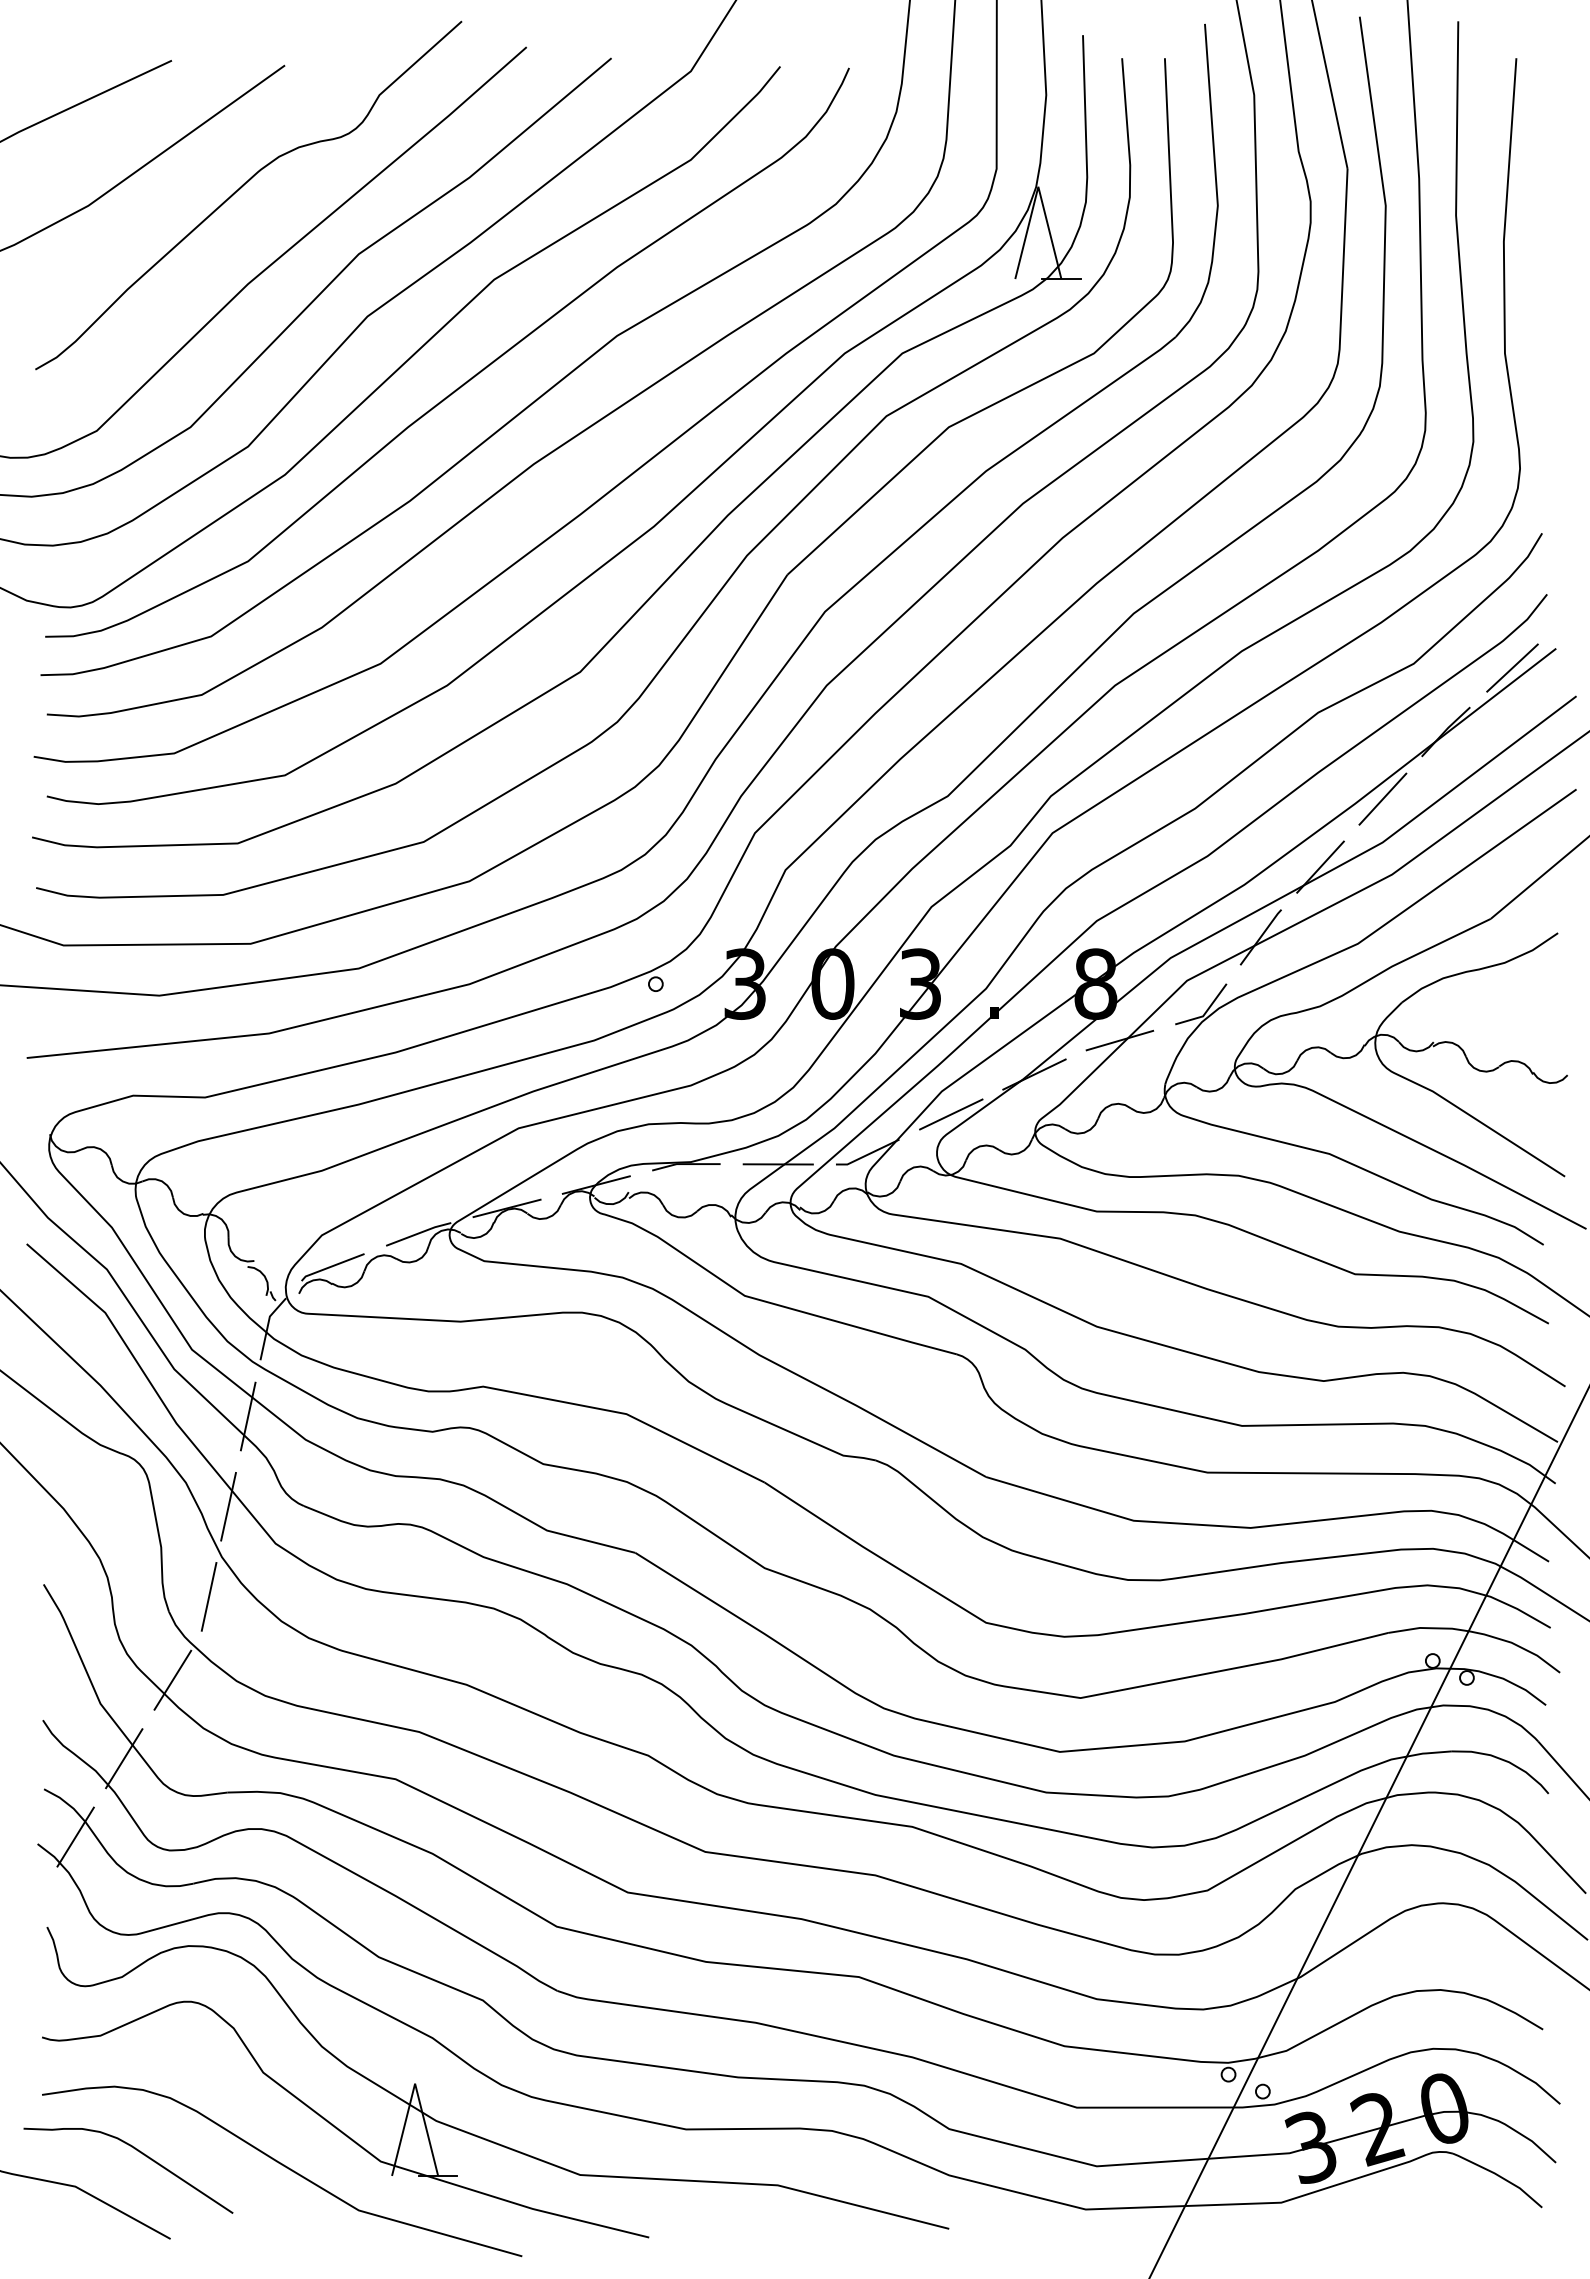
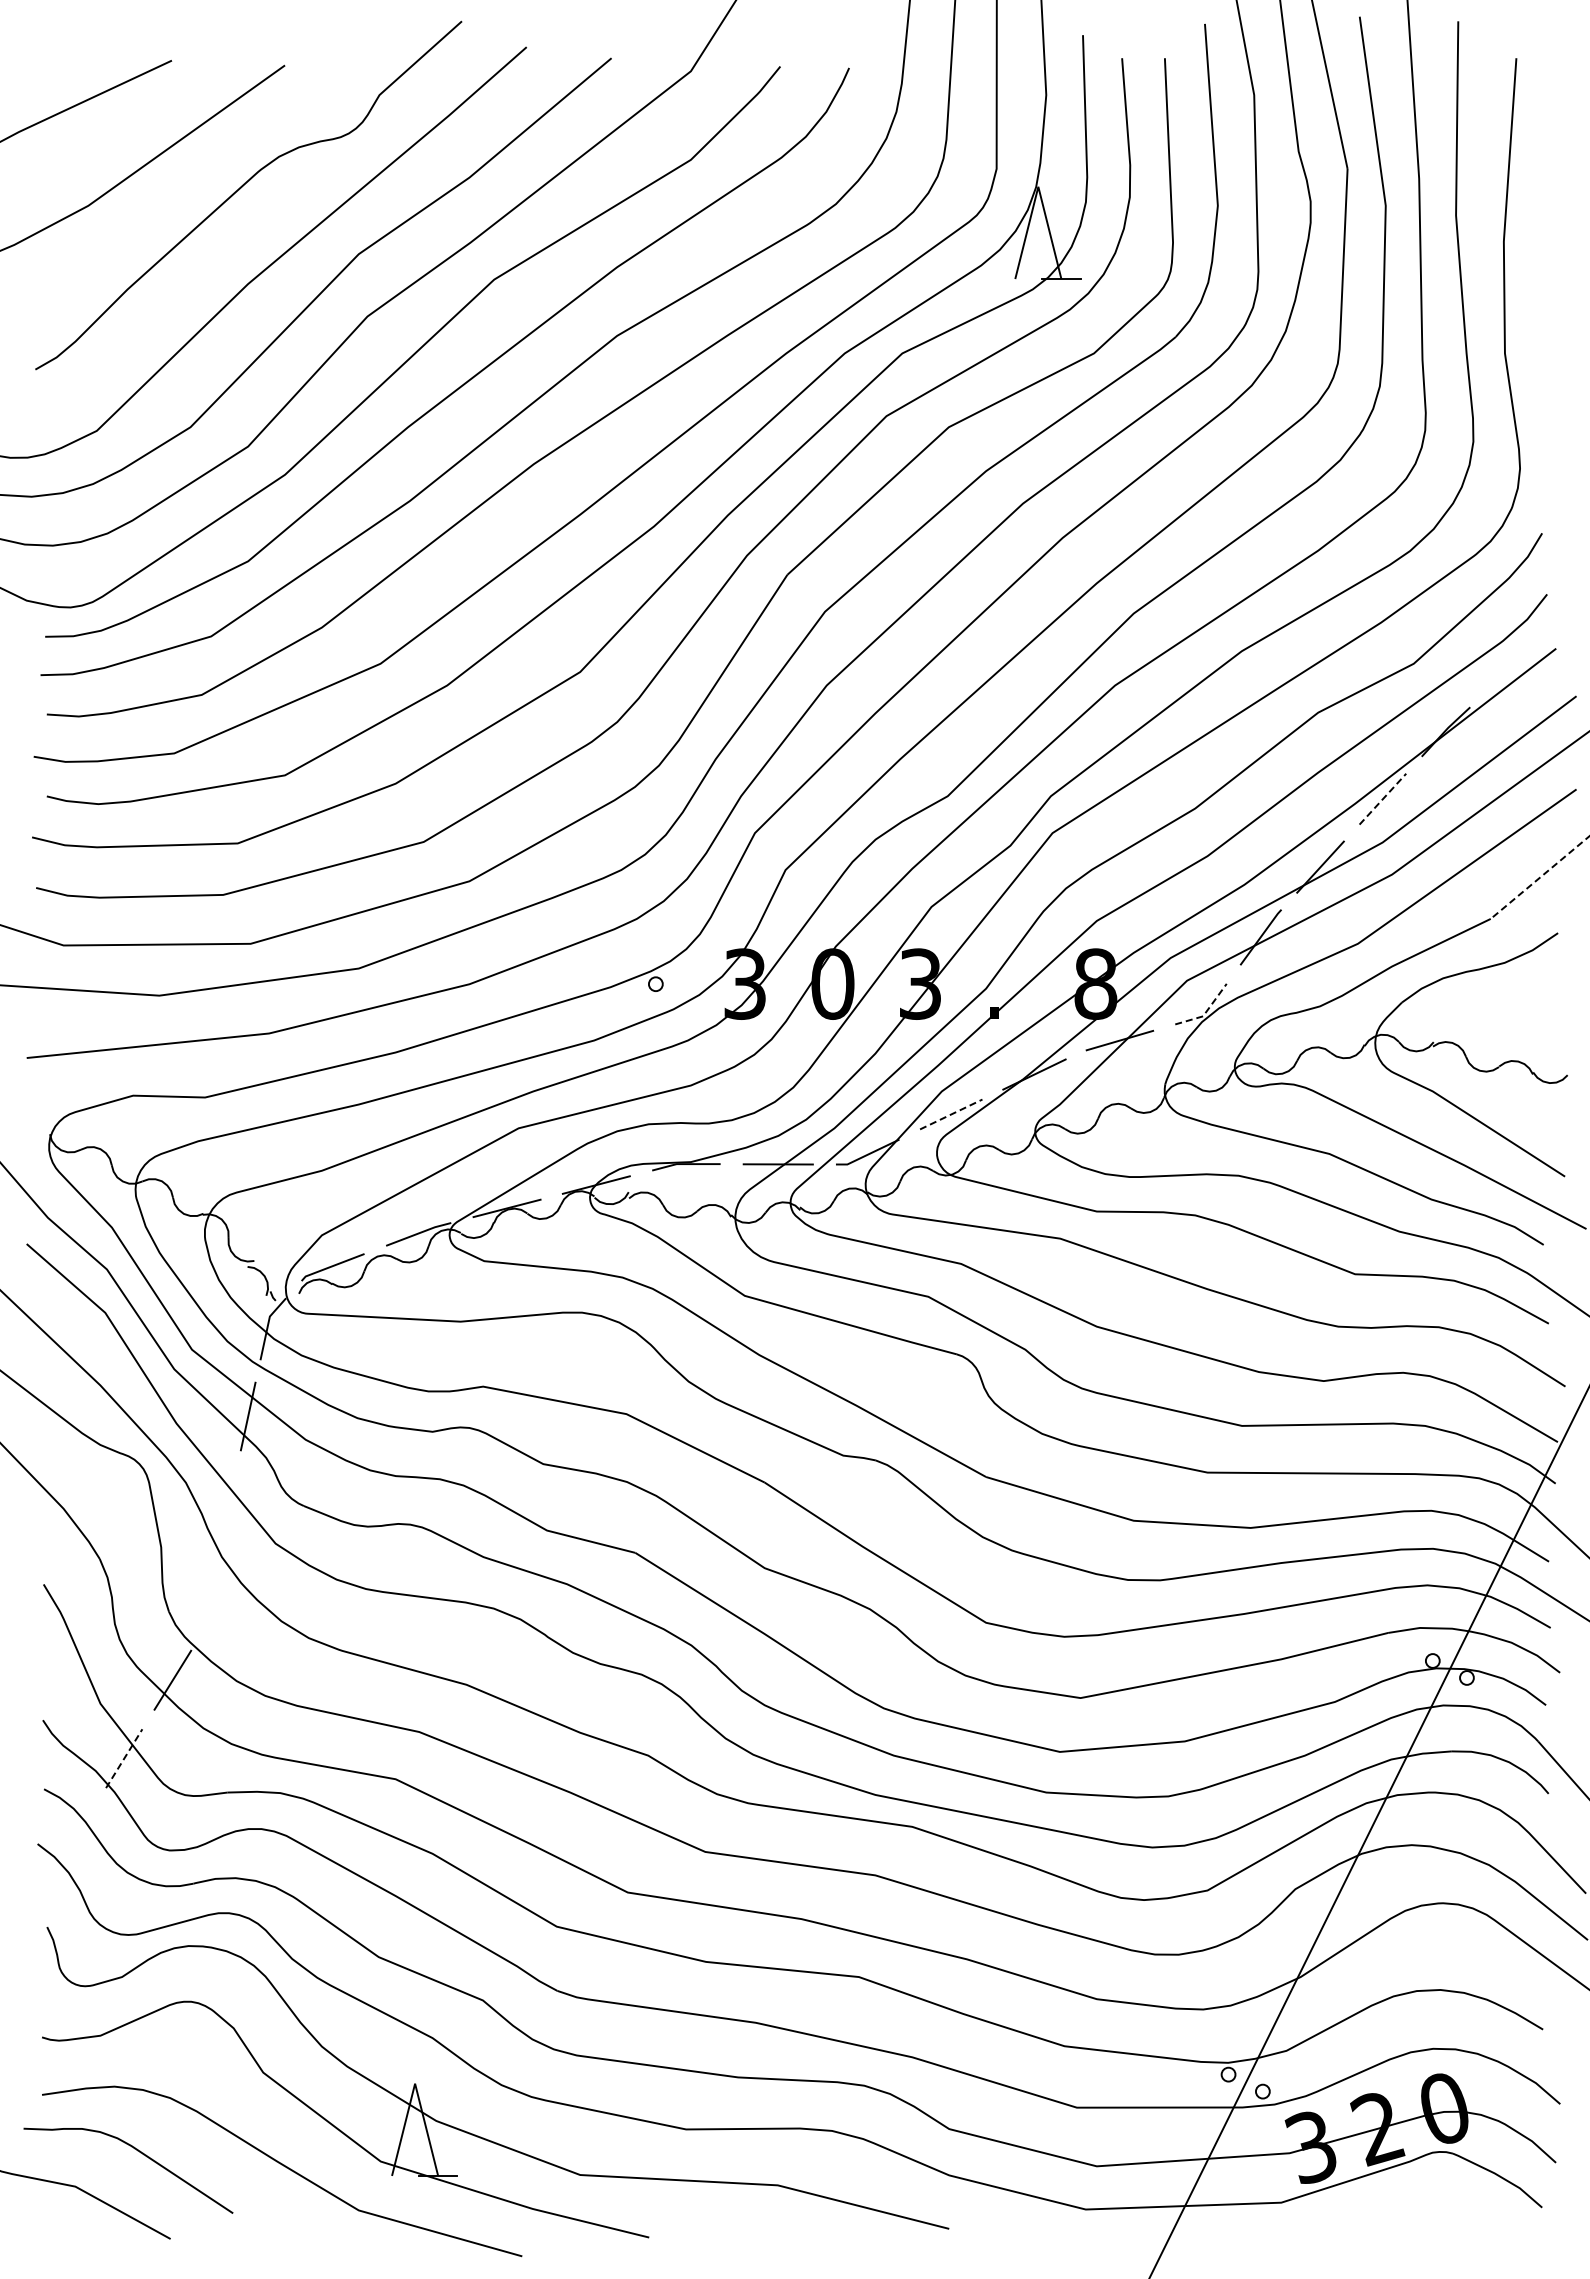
line: present -> none (1512, 667)
line: solid -> dashed (1382, 799)
line: solid -> dashed (1539, 877)
line: solid -> dashed (1205, 1012)
line: solid -> dashed (951, 1114)
line: present -> none (228, 1506)
line: present -> none (208, 1596)
line: solid -> dashed (124, 1758)
line: present -> none (75, 1836)
